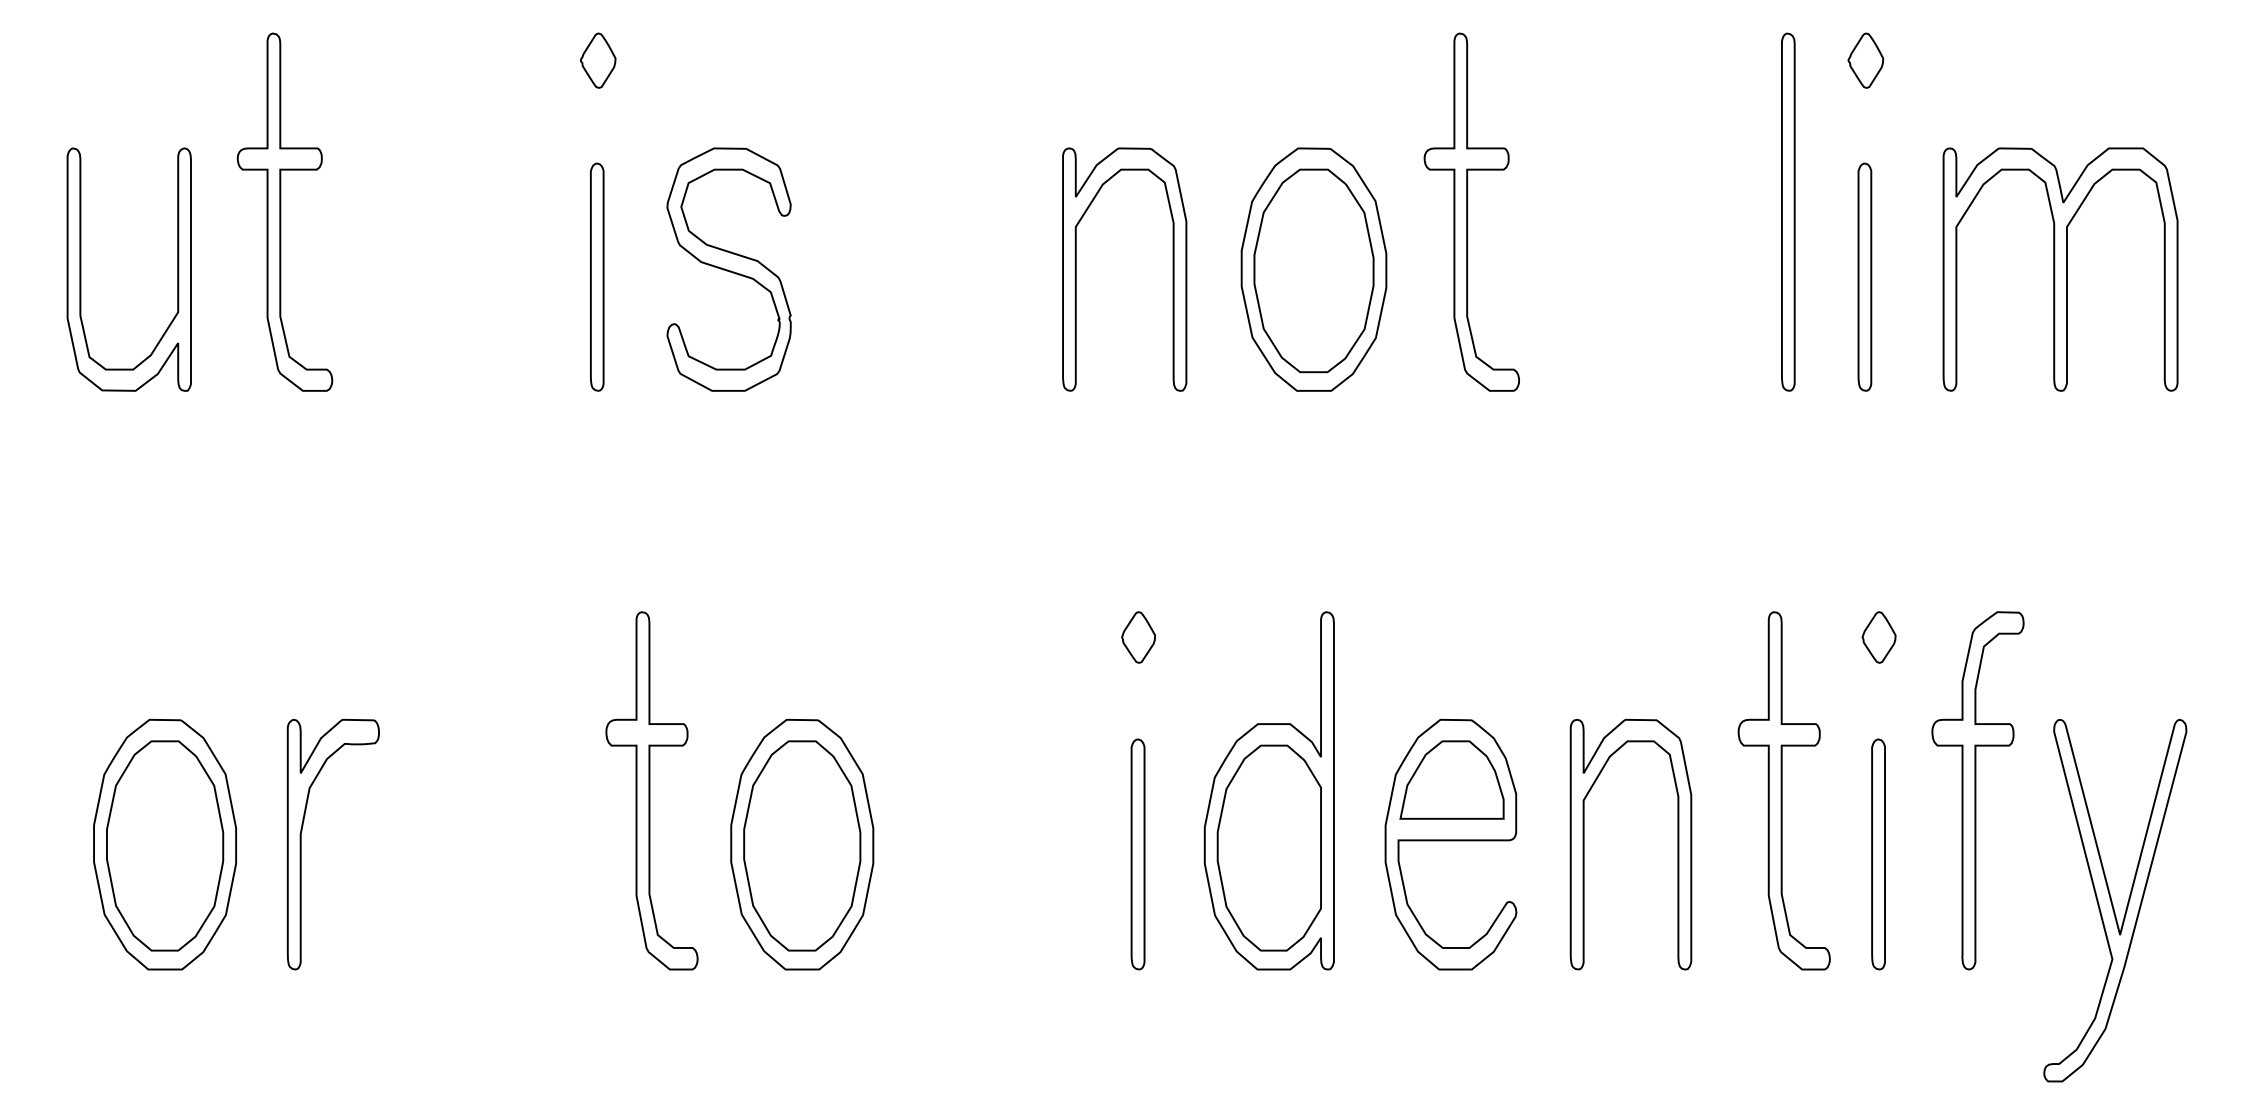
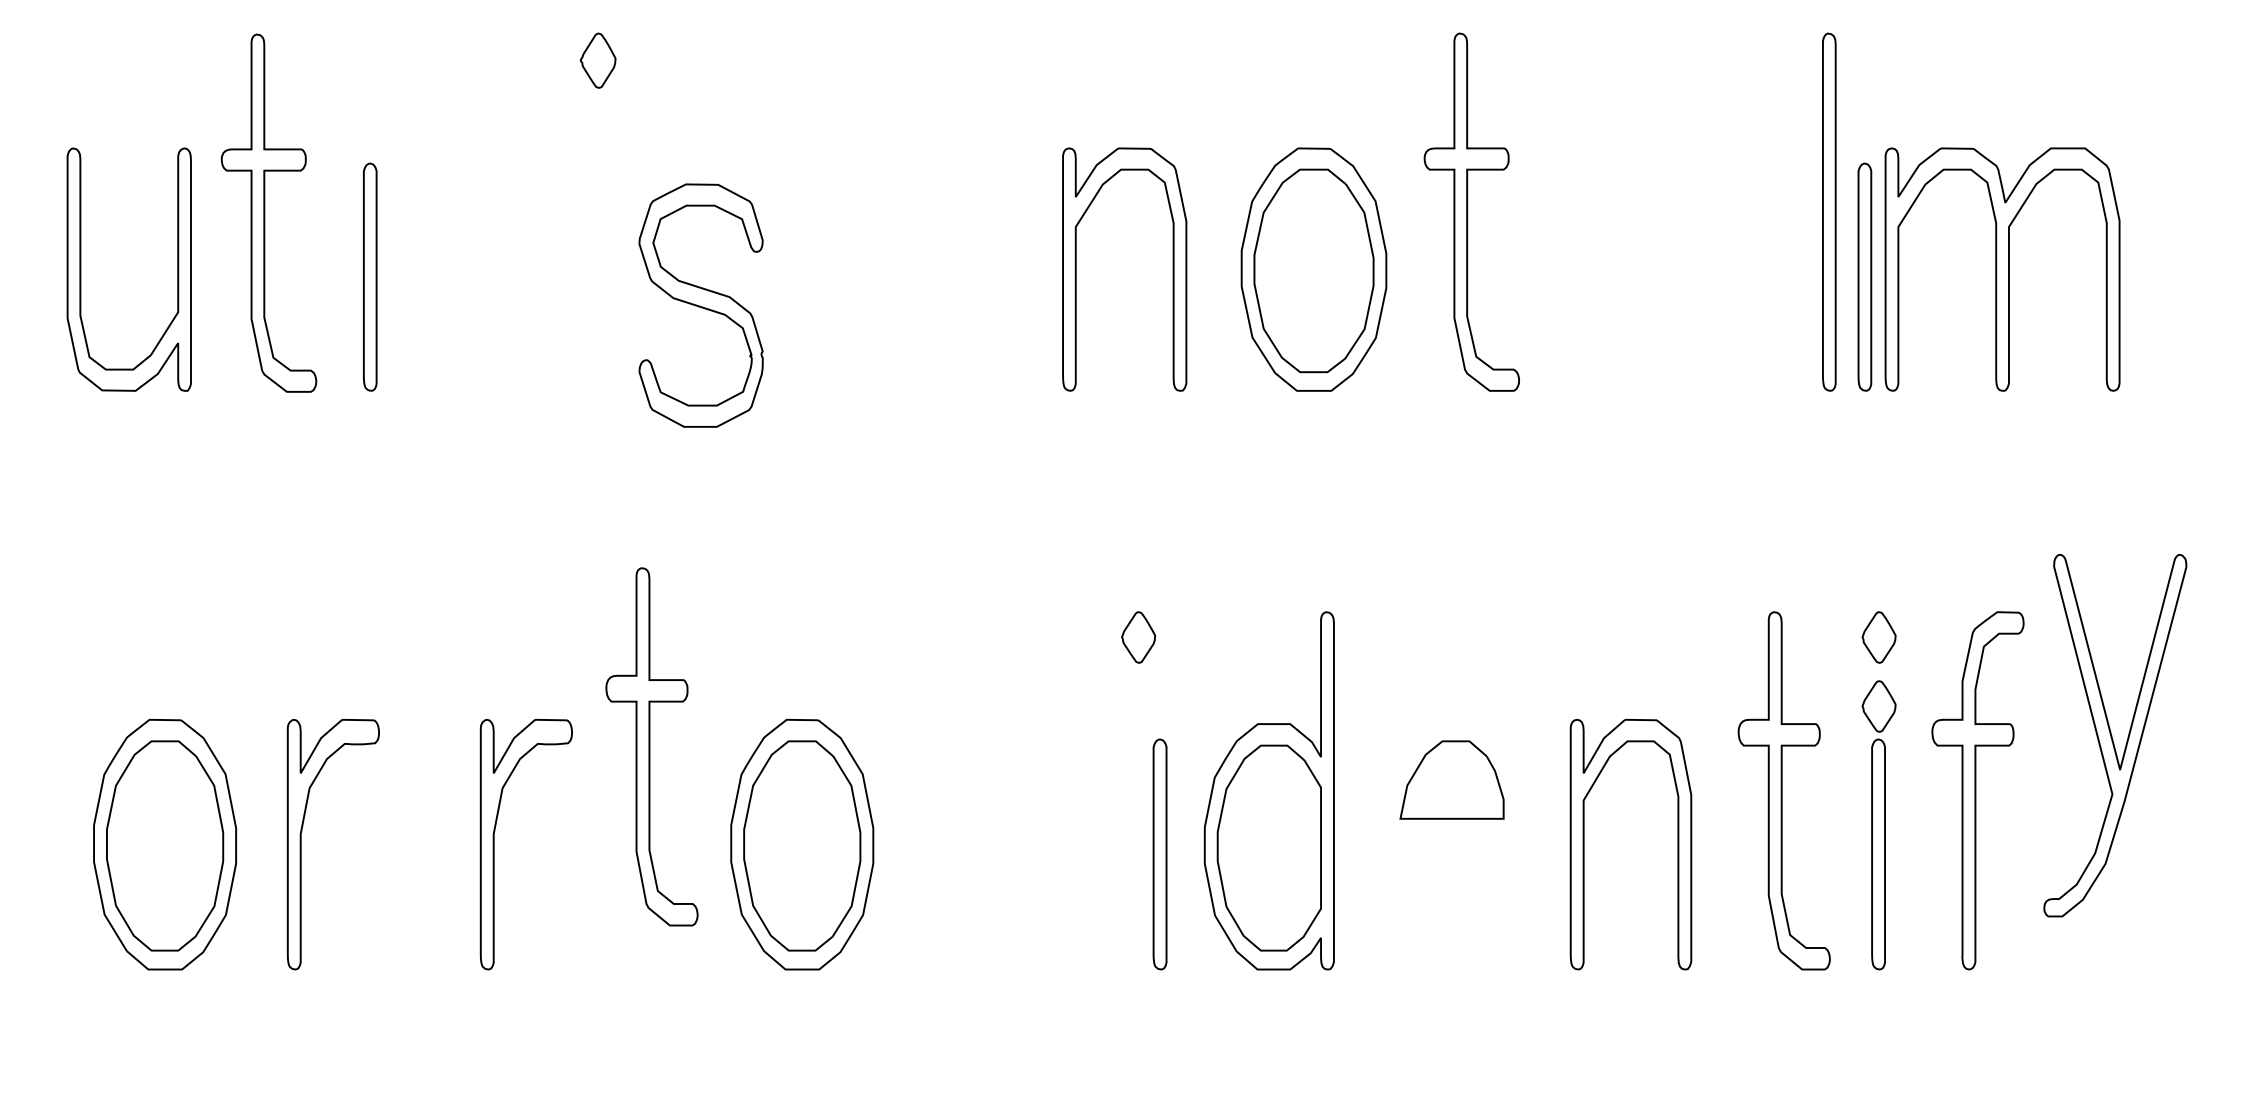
curve: present -> none (1852, 54)
curve position: (281, 211) -> (265, 212) (265, 212)
curve position: (1793, 211) -> (1834, 211) (1834, 211)
curve position: (728, 269) -> (700, 305) (700, 305)
curve position: (2055, 269) -> (1997, 269) (1997, 269)
curve position: (602, 276) -> (375, 276) (375, 276)
curve: none -> present (1866, 699)
curve position: (650, 790) -> (650, 746) (650, 746)
curve: present -> none (1450, 841)
curve: none -> present (494, 844)
curve position: (1132, 854) -> (1154, 854) (1154, 854)
curve position: (2112, 900) -> (2112, 735) (2112, 735)
